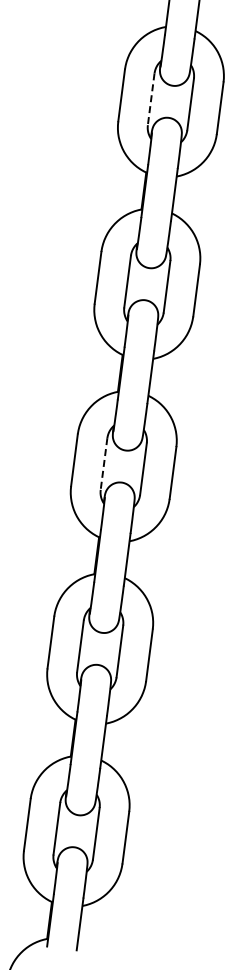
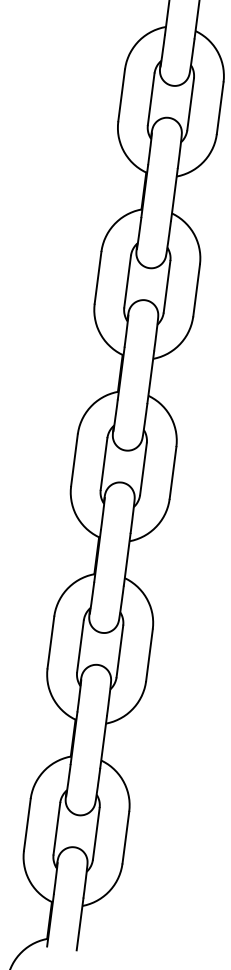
line: dashed -> solid (151, 99)
line: dashed -> solid (103, 464)
